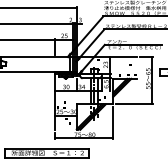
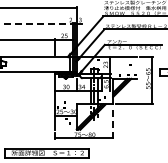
line: solid -> dashed (37, 23)
line: solid -> dashed (113, 123)
